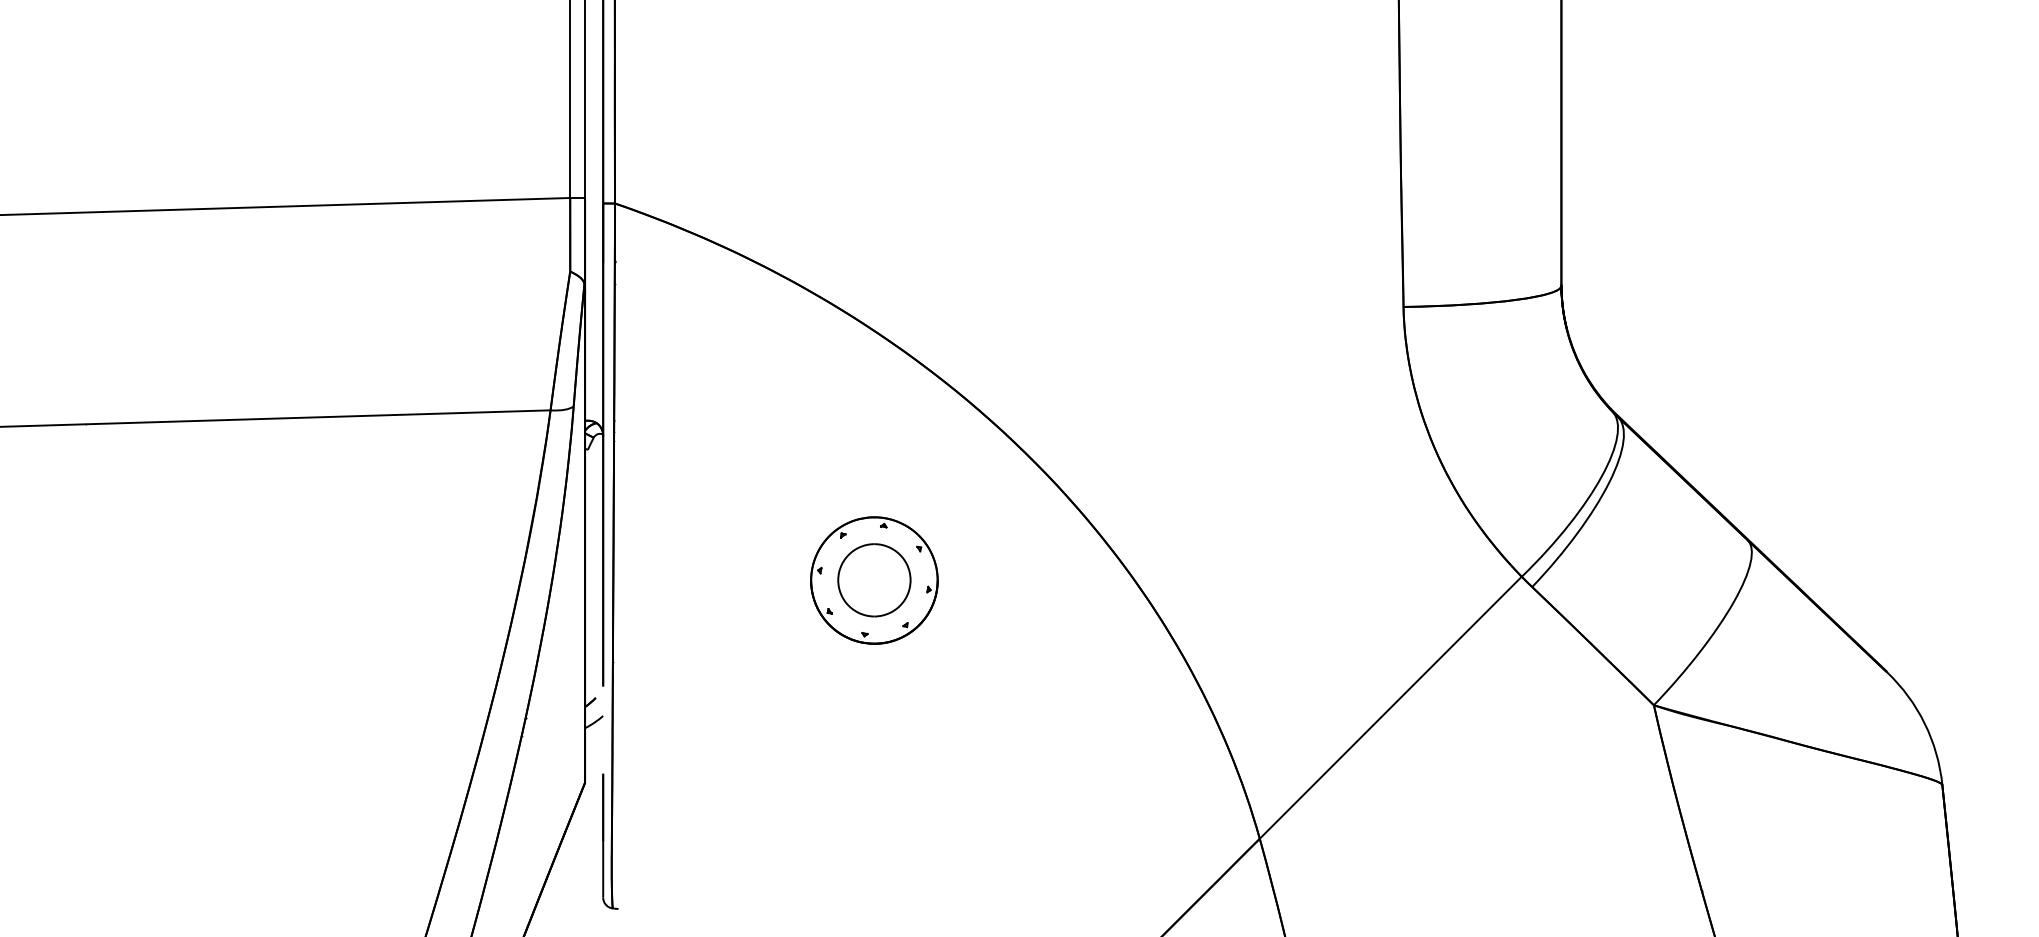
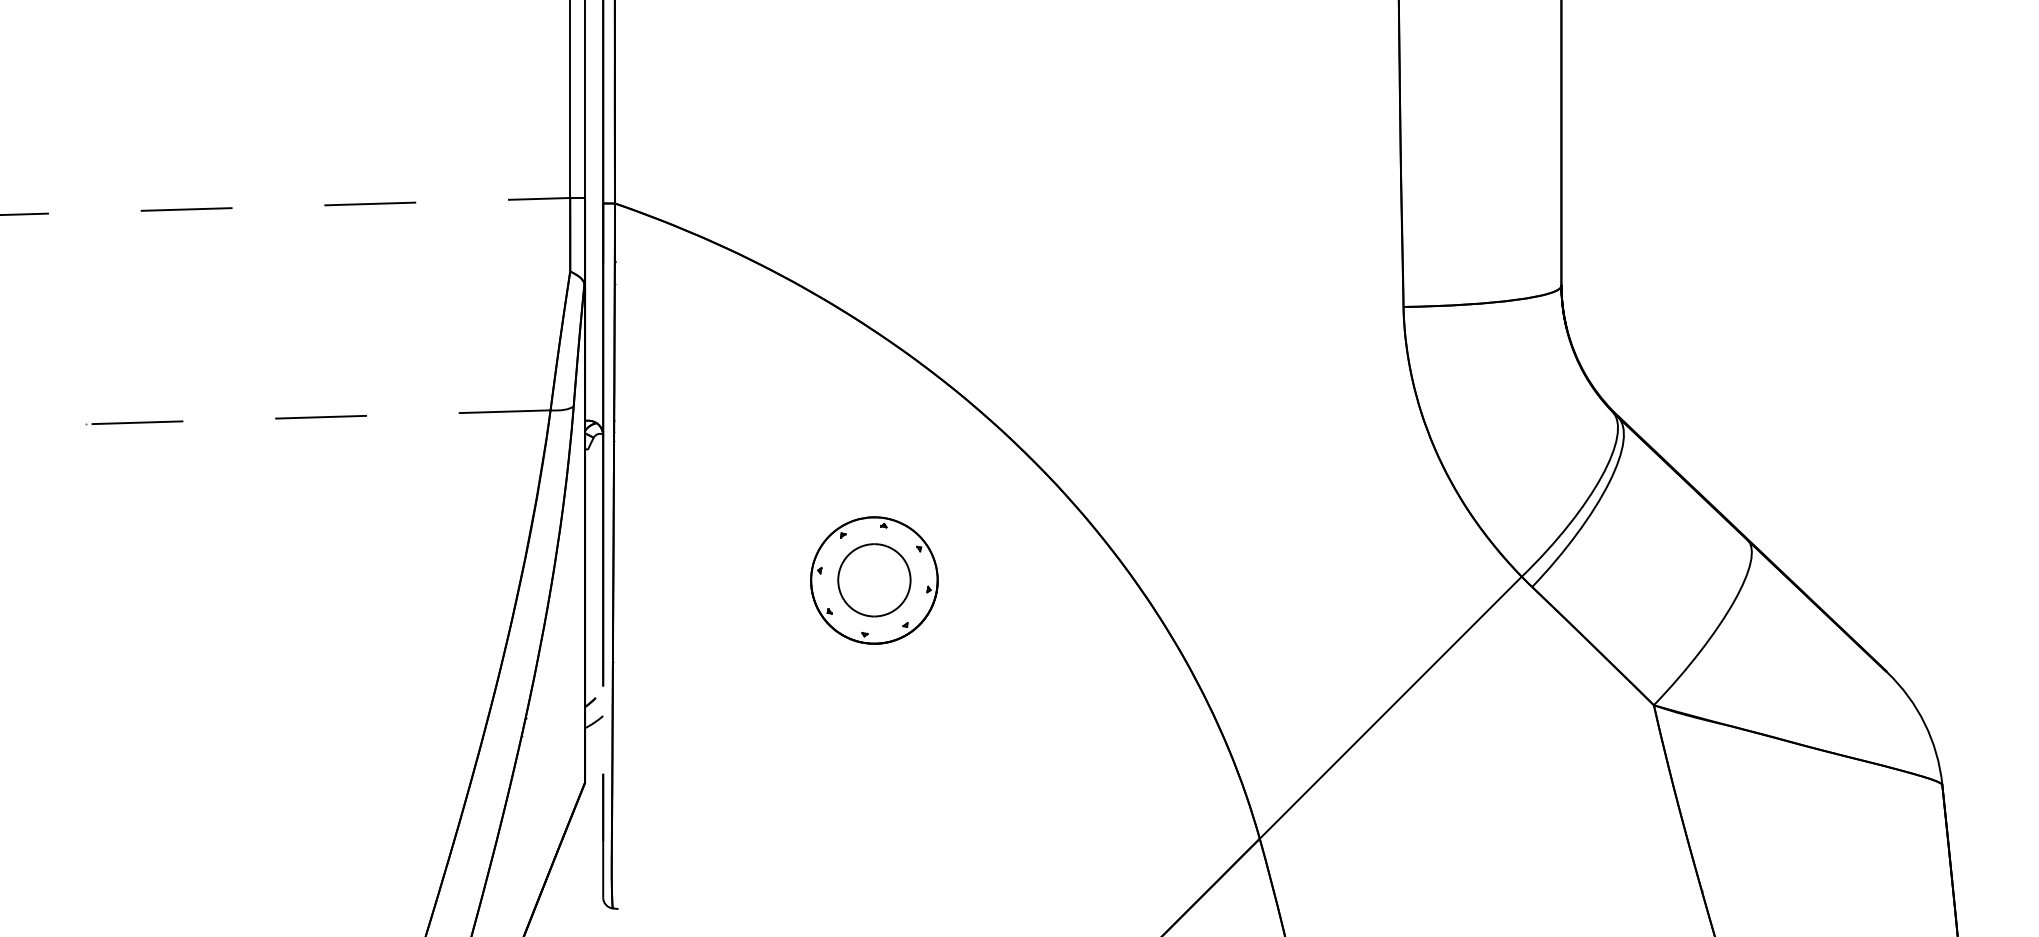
line: solid -> dashed (285, 206)
line: solid -> dashed (274, 418)
